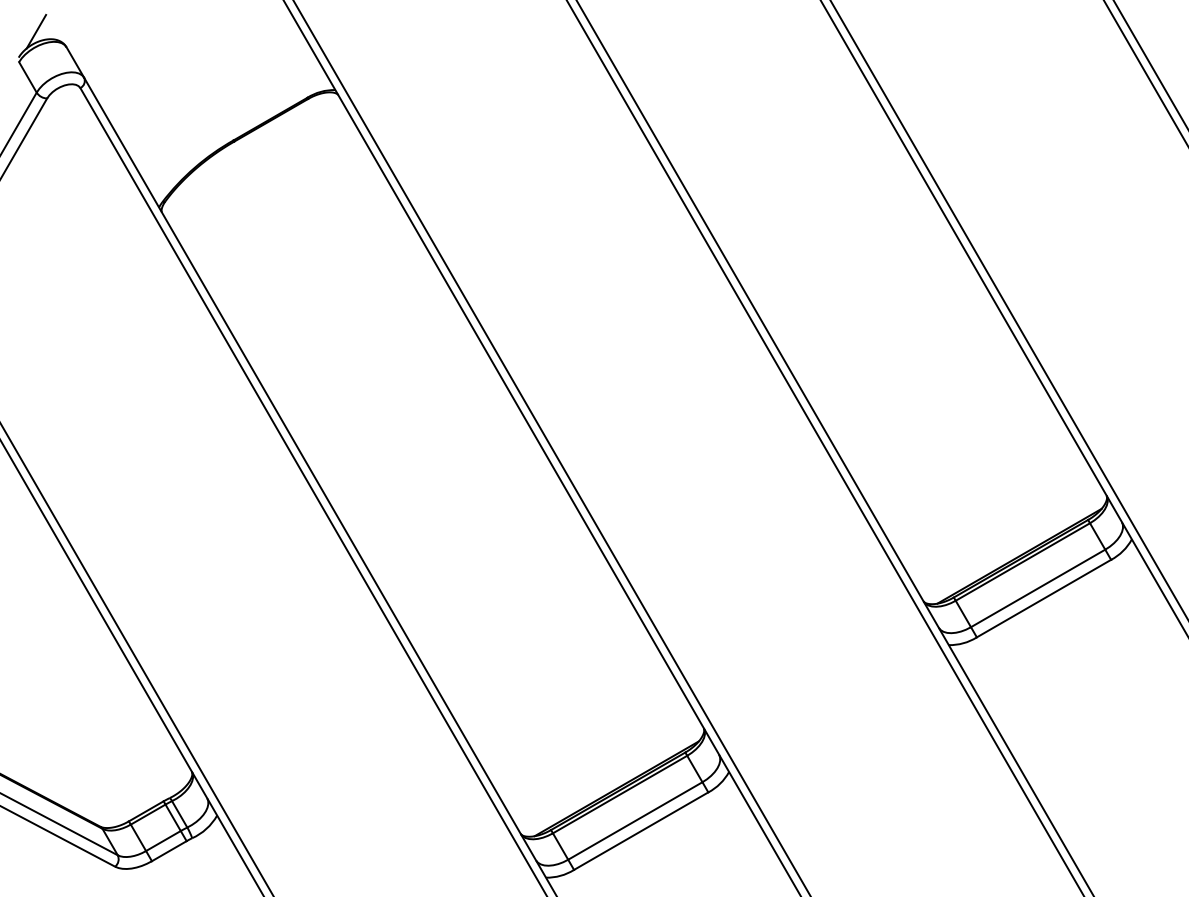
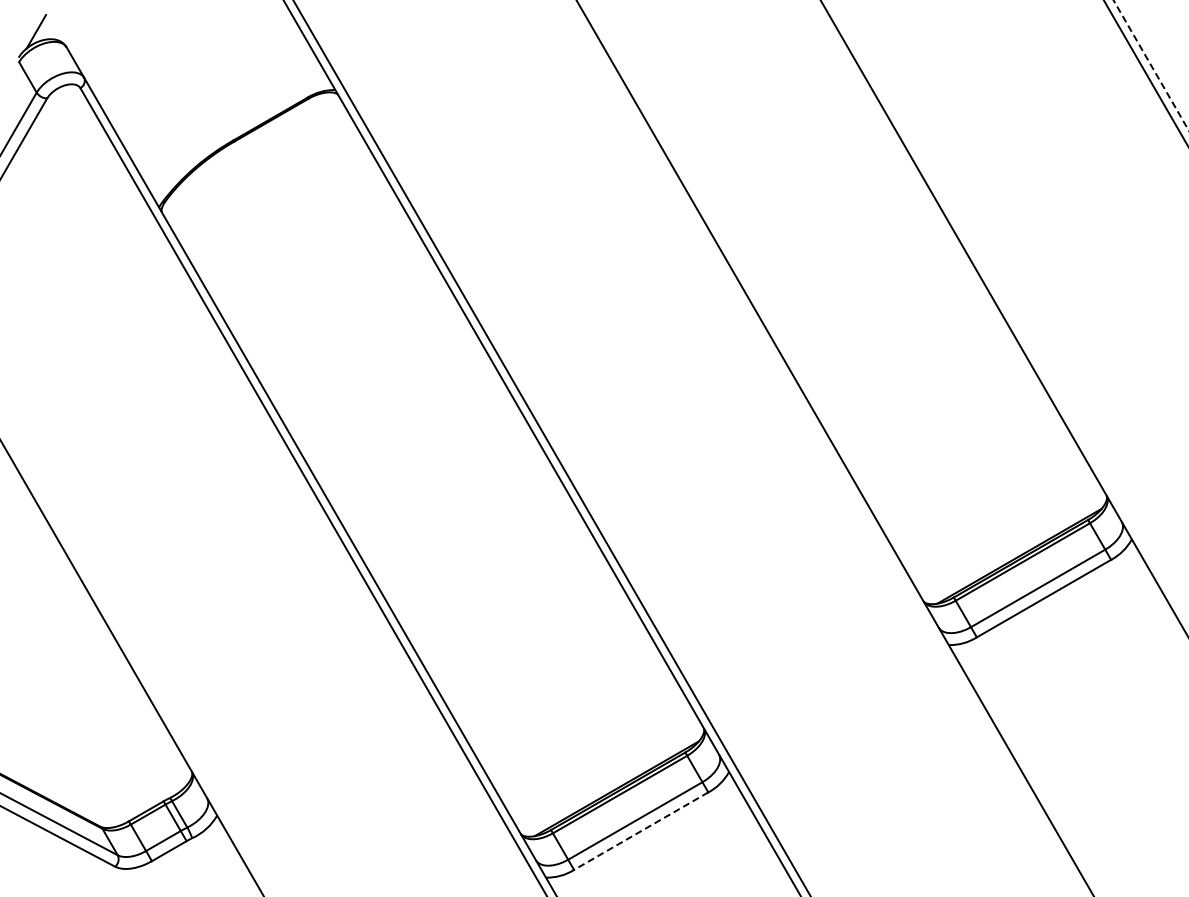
line: solid -> dashed (1151, 65)
line: present -> none (1008, 309)
line: present -> none (824, 447)
line: present -> none (136, 659)
line: solid -> dashed (641, 831)
